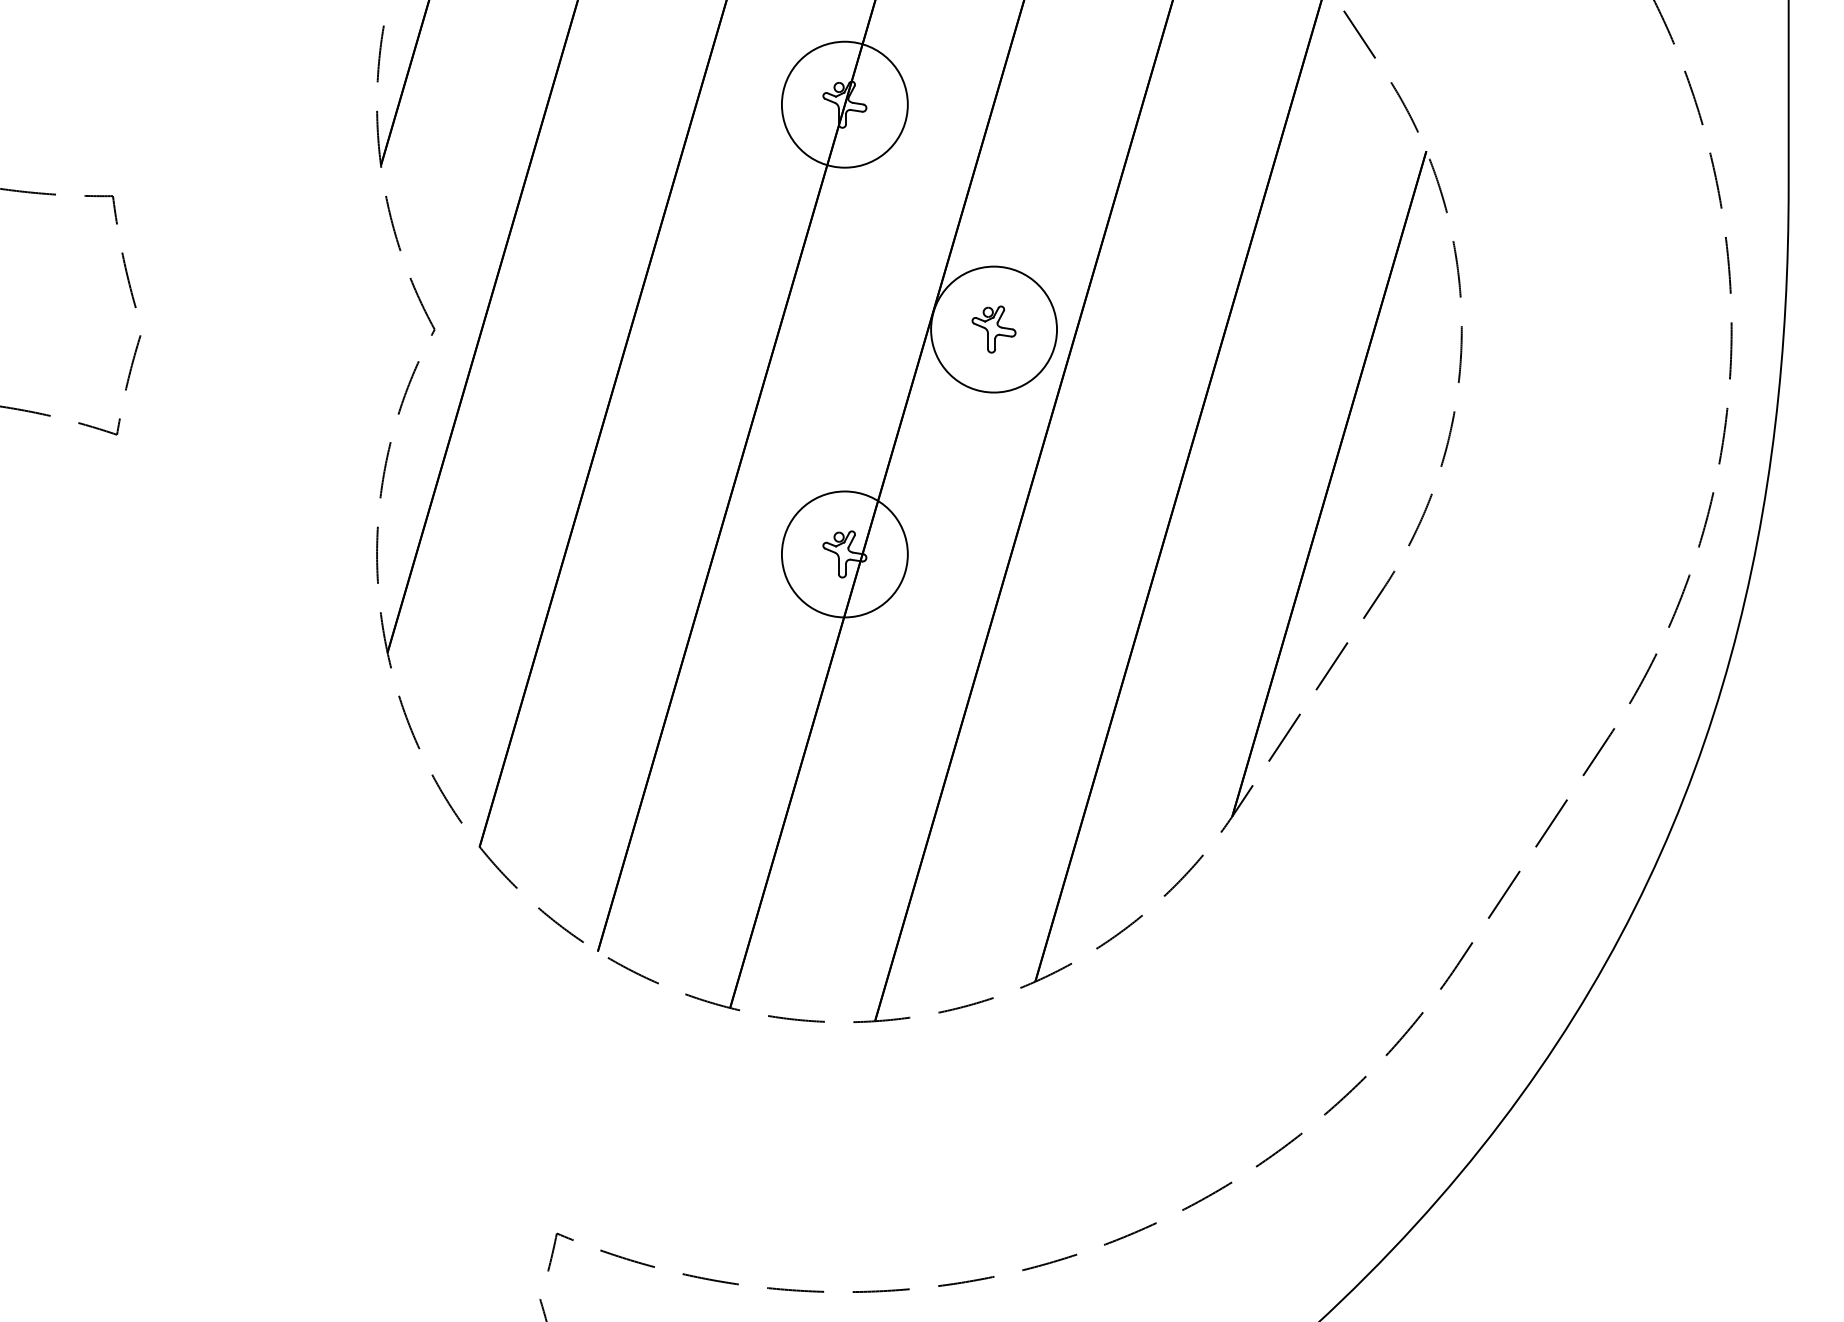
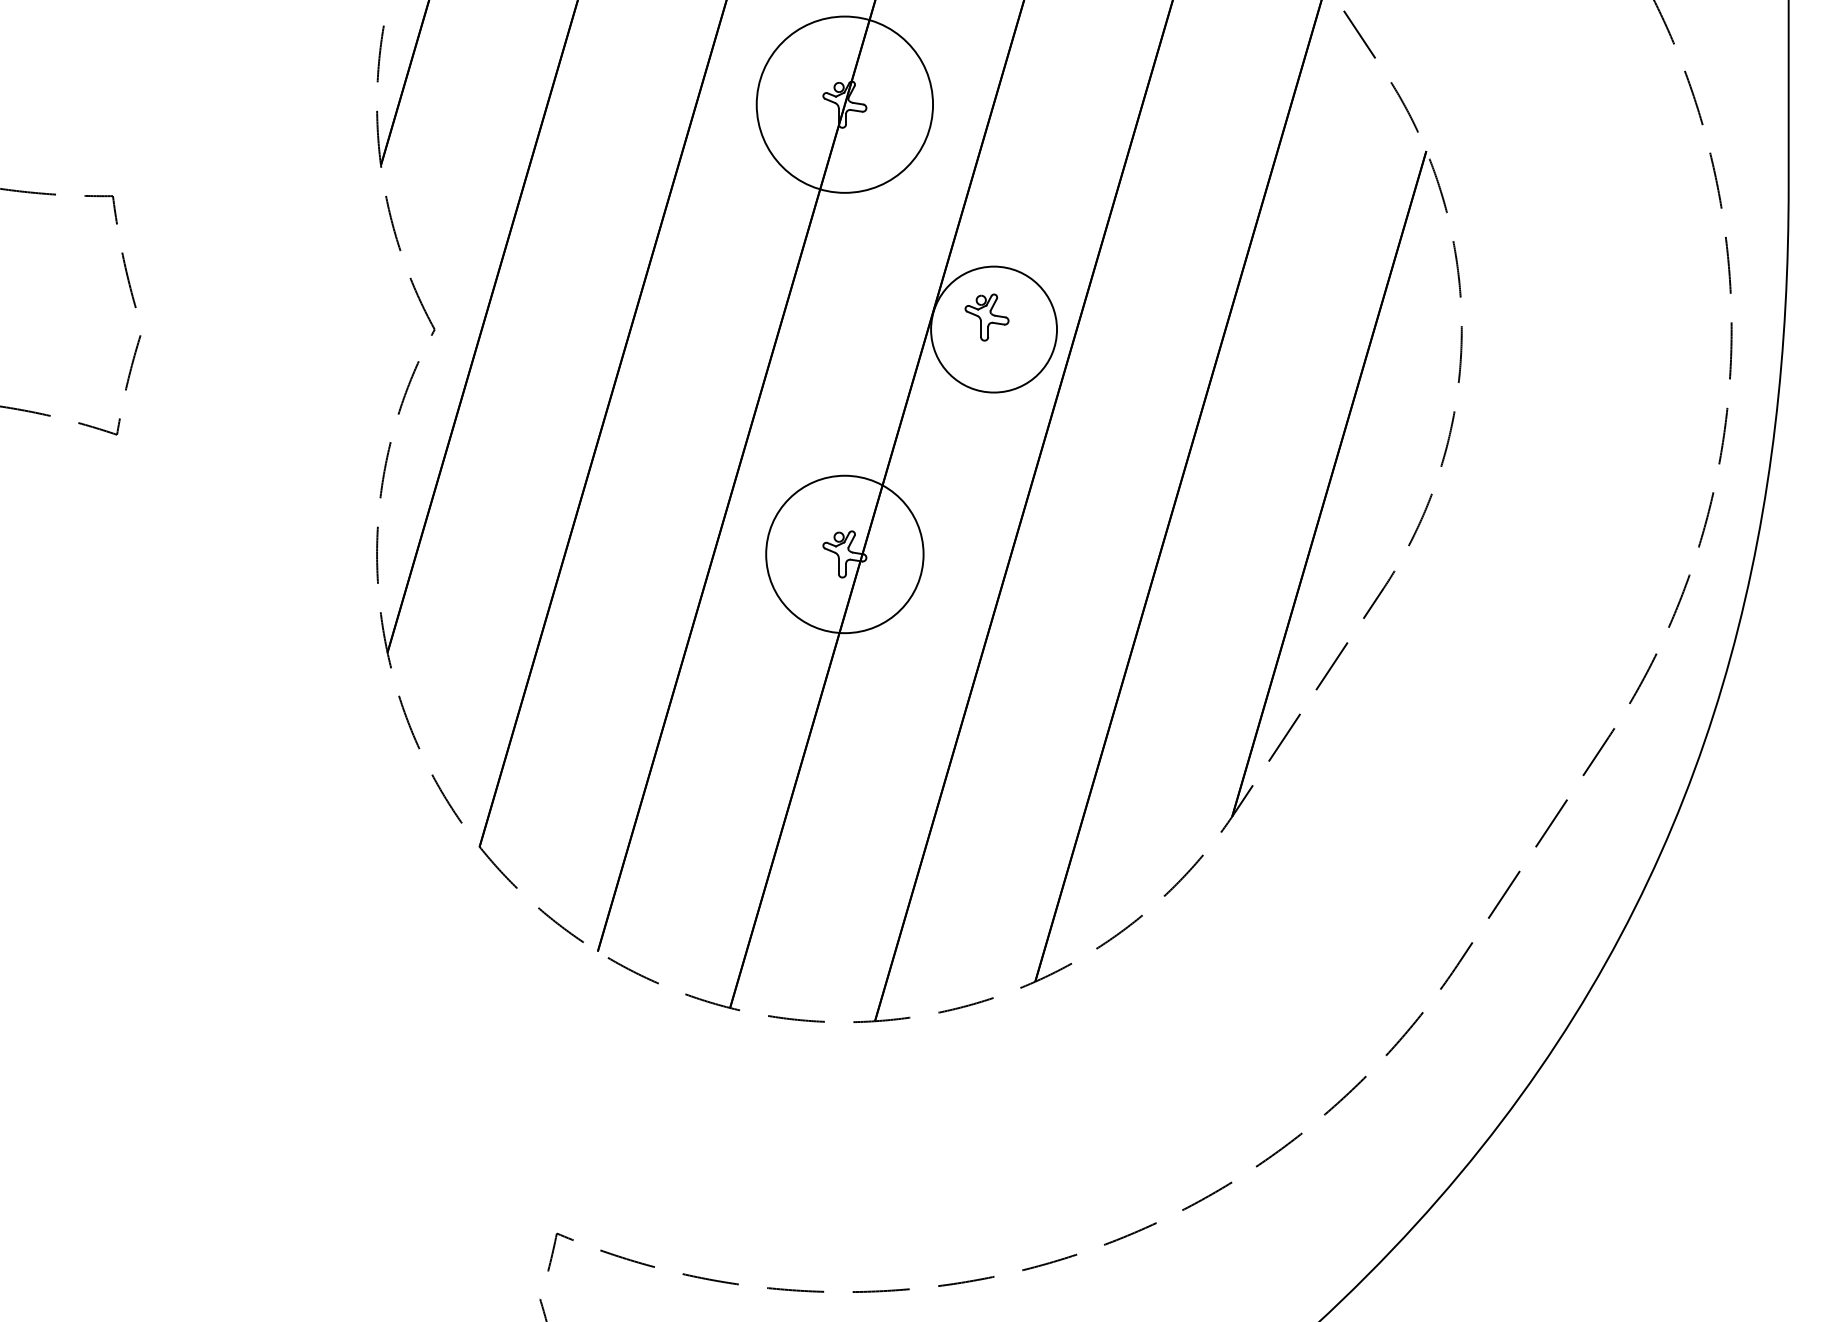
circle diameter: 126 px -> 176 px (844, 104)
part position: (993, 329) -> (986, 317) (986, 317)
circle diameter: 126 px -> 157 px (844, 554)
